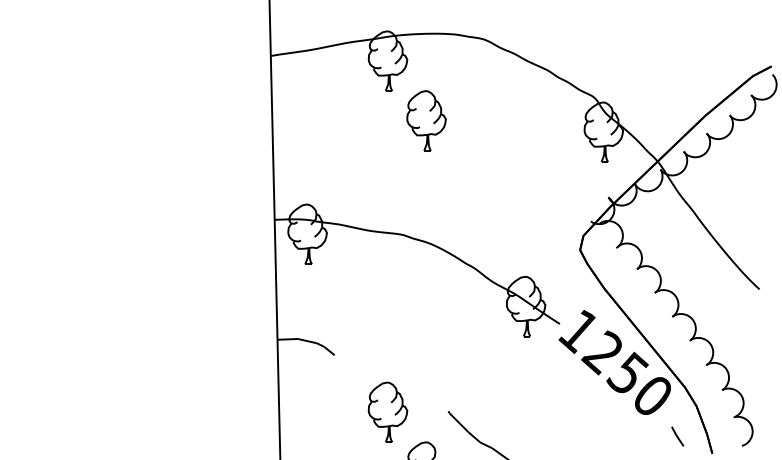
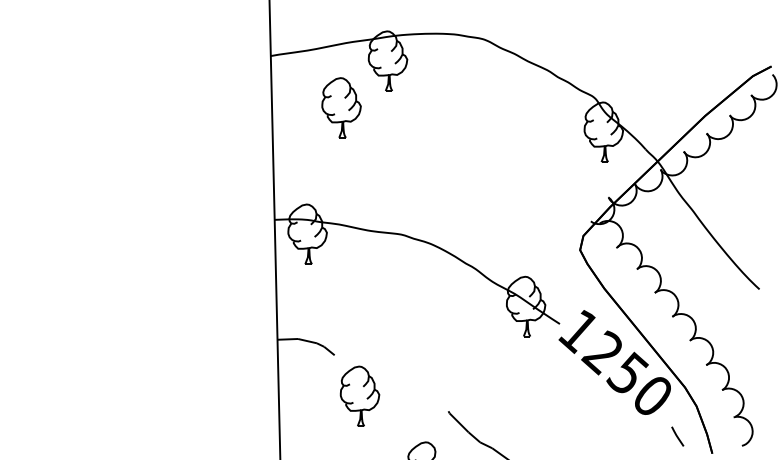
part position: (426, 120) -> (341, 107) (341, 107)
part position: (387, 411) -> (359, 395) (359, 395)
